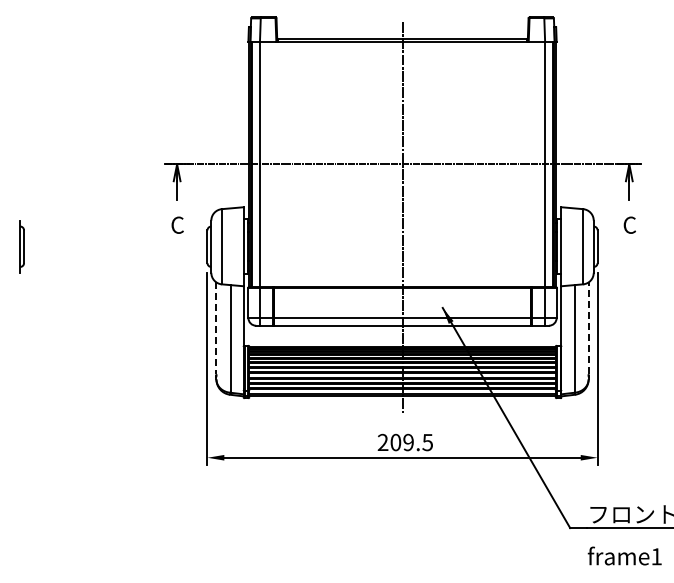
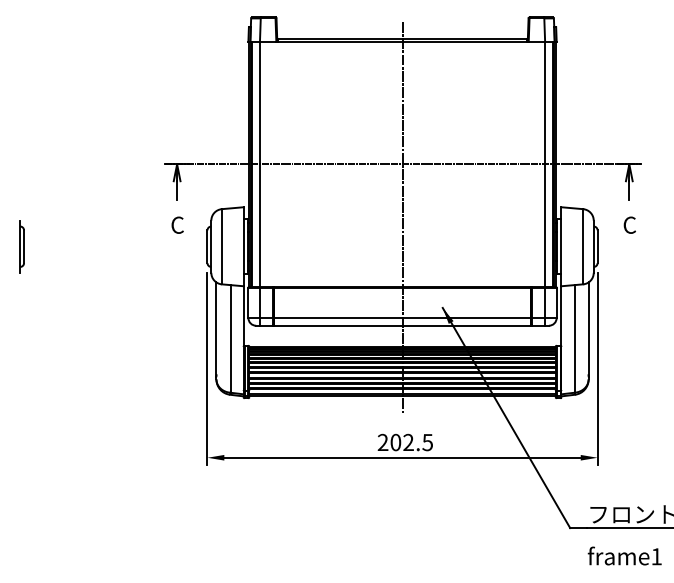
line: dashed -> solid (216, 328)
line: dashed -> solid (588, 328)
text: 209.5 -> 202.5 (408, 442)
